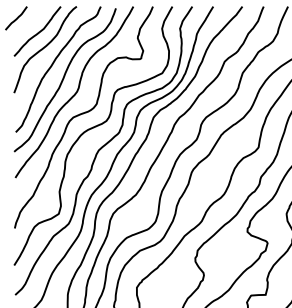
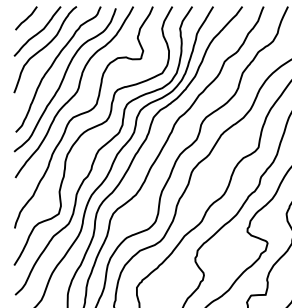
line position: (16, 18) -> (26, 18) (26, 18)
